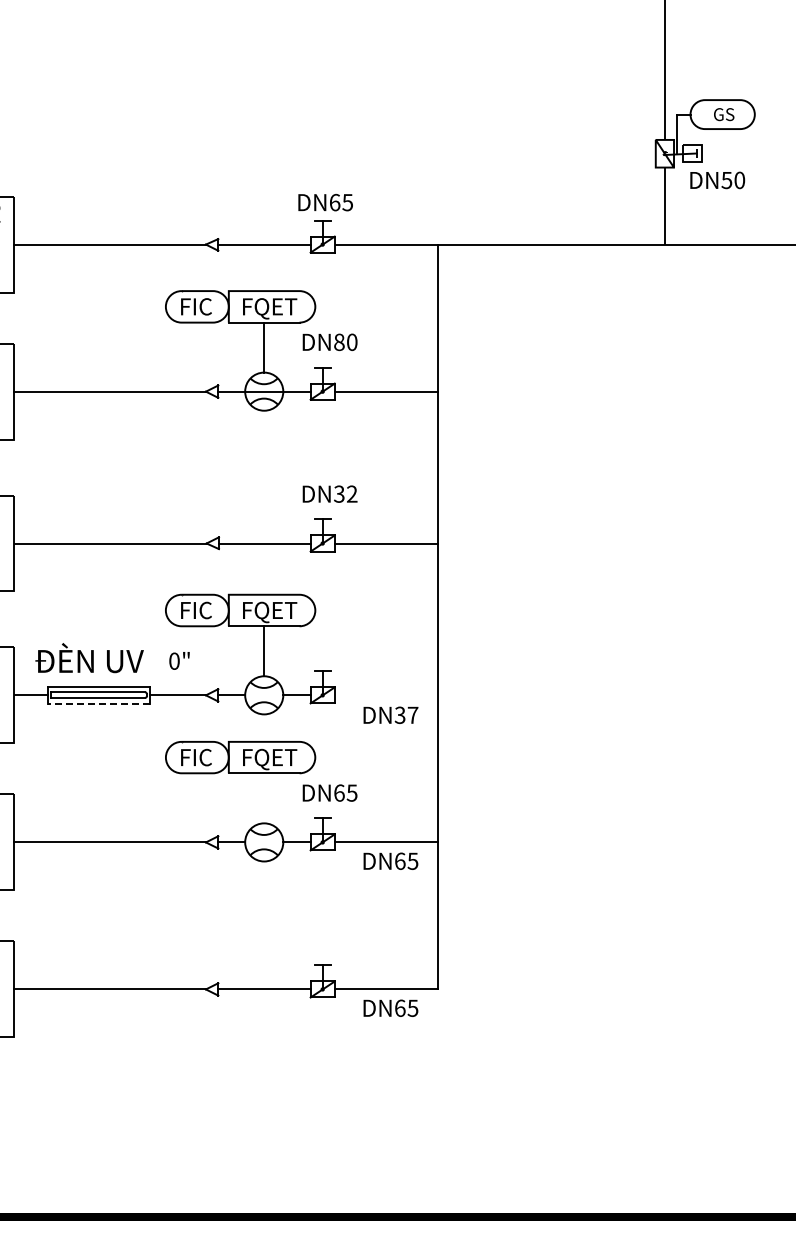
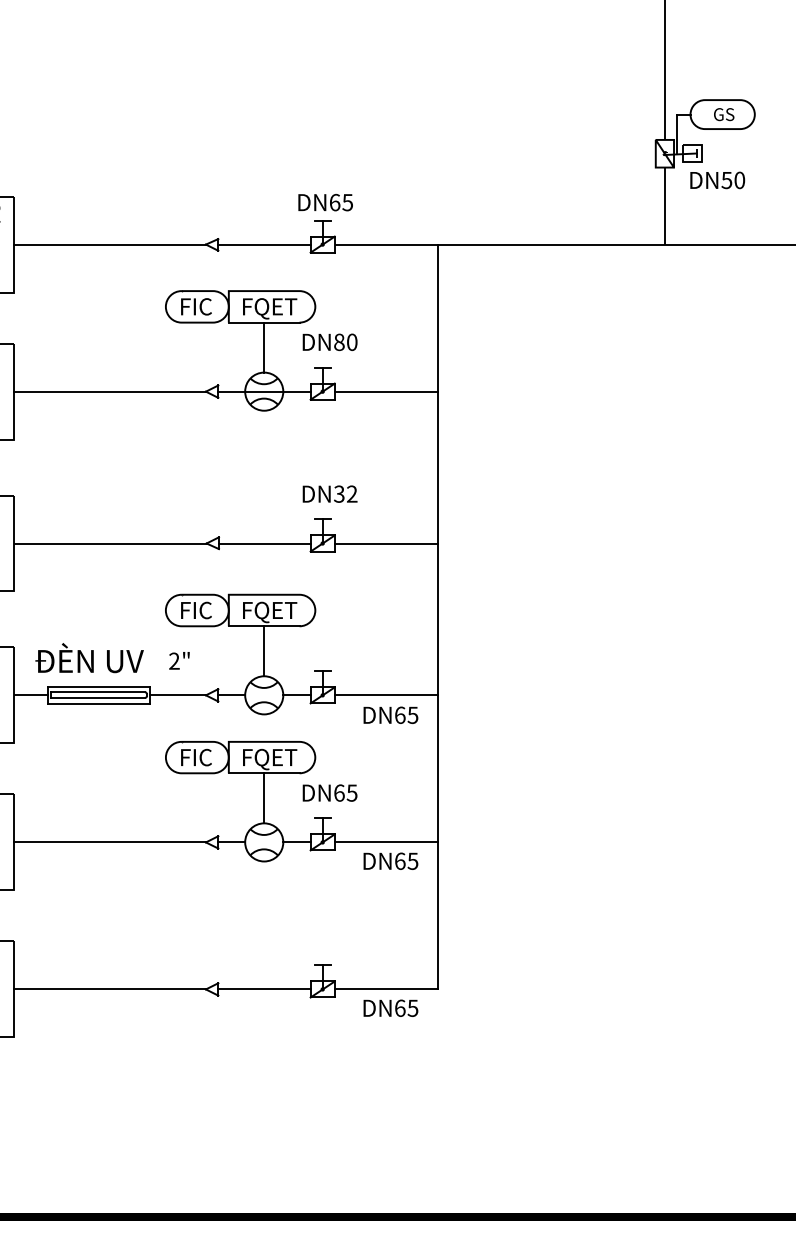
text: 0" -> 2" (174, 660)
line: none -> present (385, 695)
line: dashed -> solid (98, 703)
text: DN37 -> DN65 (406, 715)
line: none -> present (264, 798)
